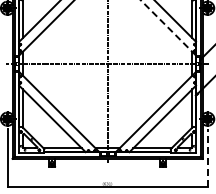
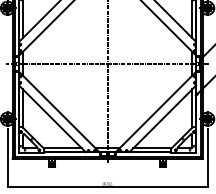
line: dashed -> solid (168, 28)
line: dashed -> solid (207, 158)
